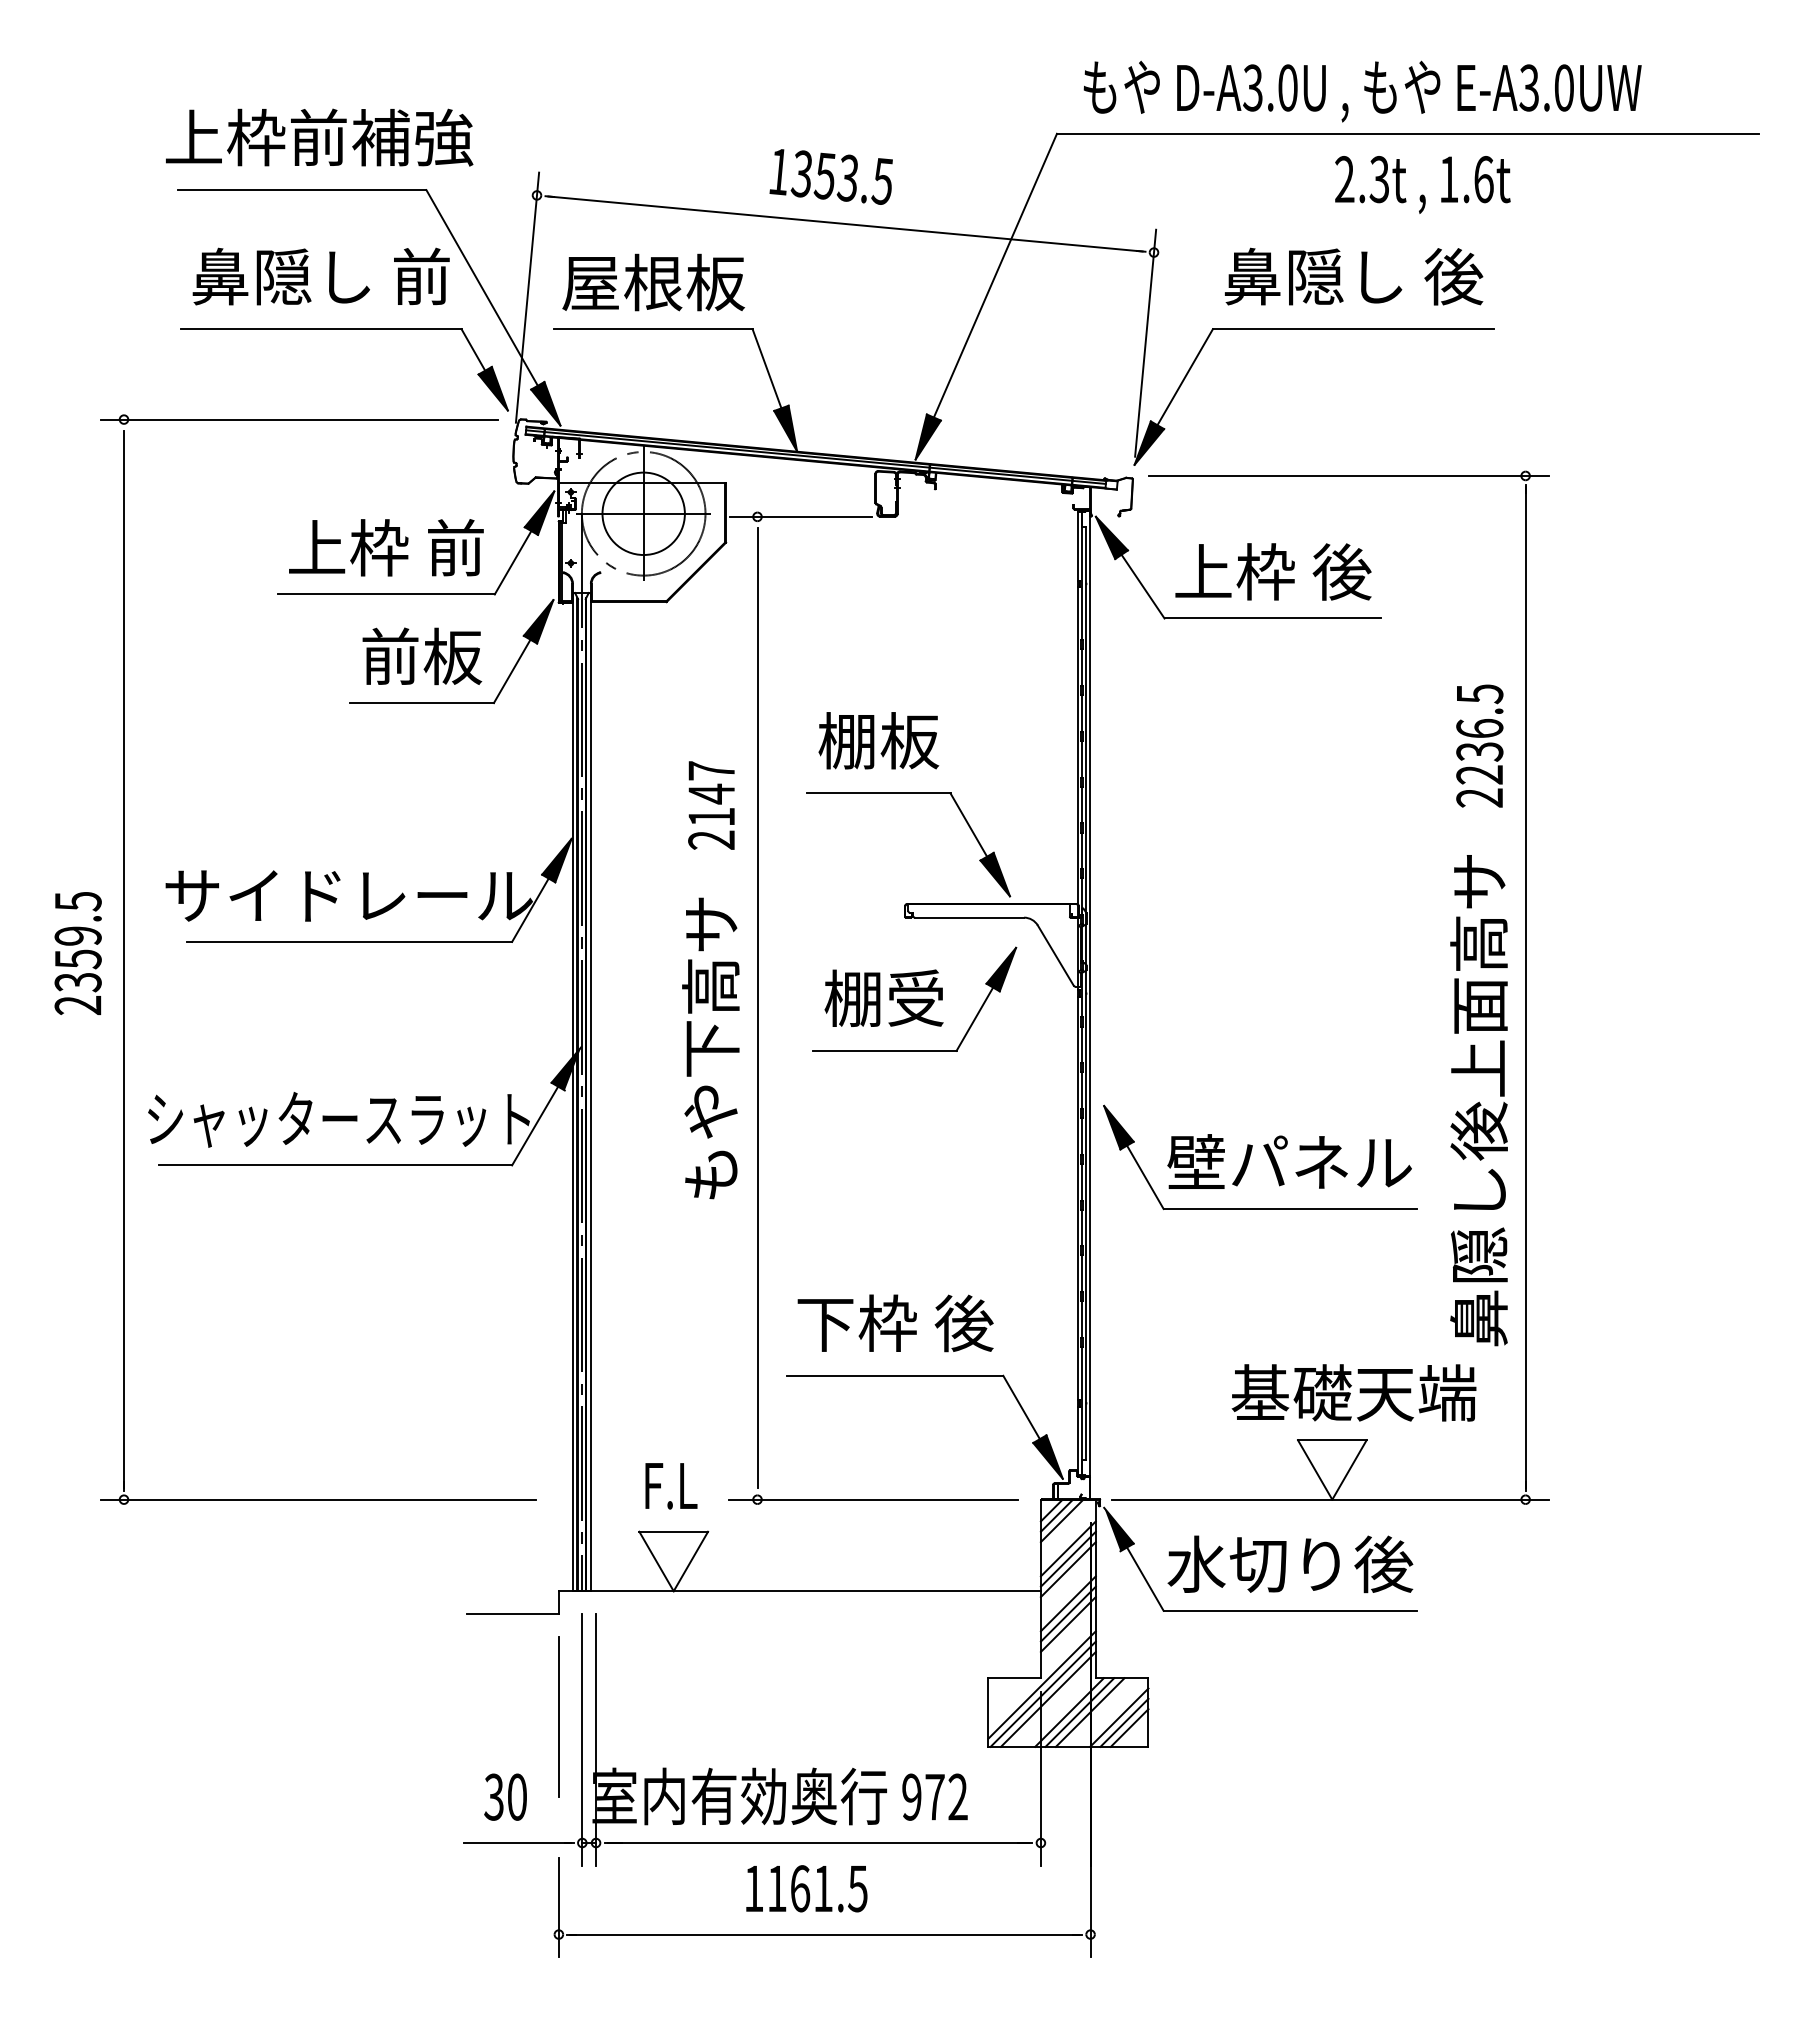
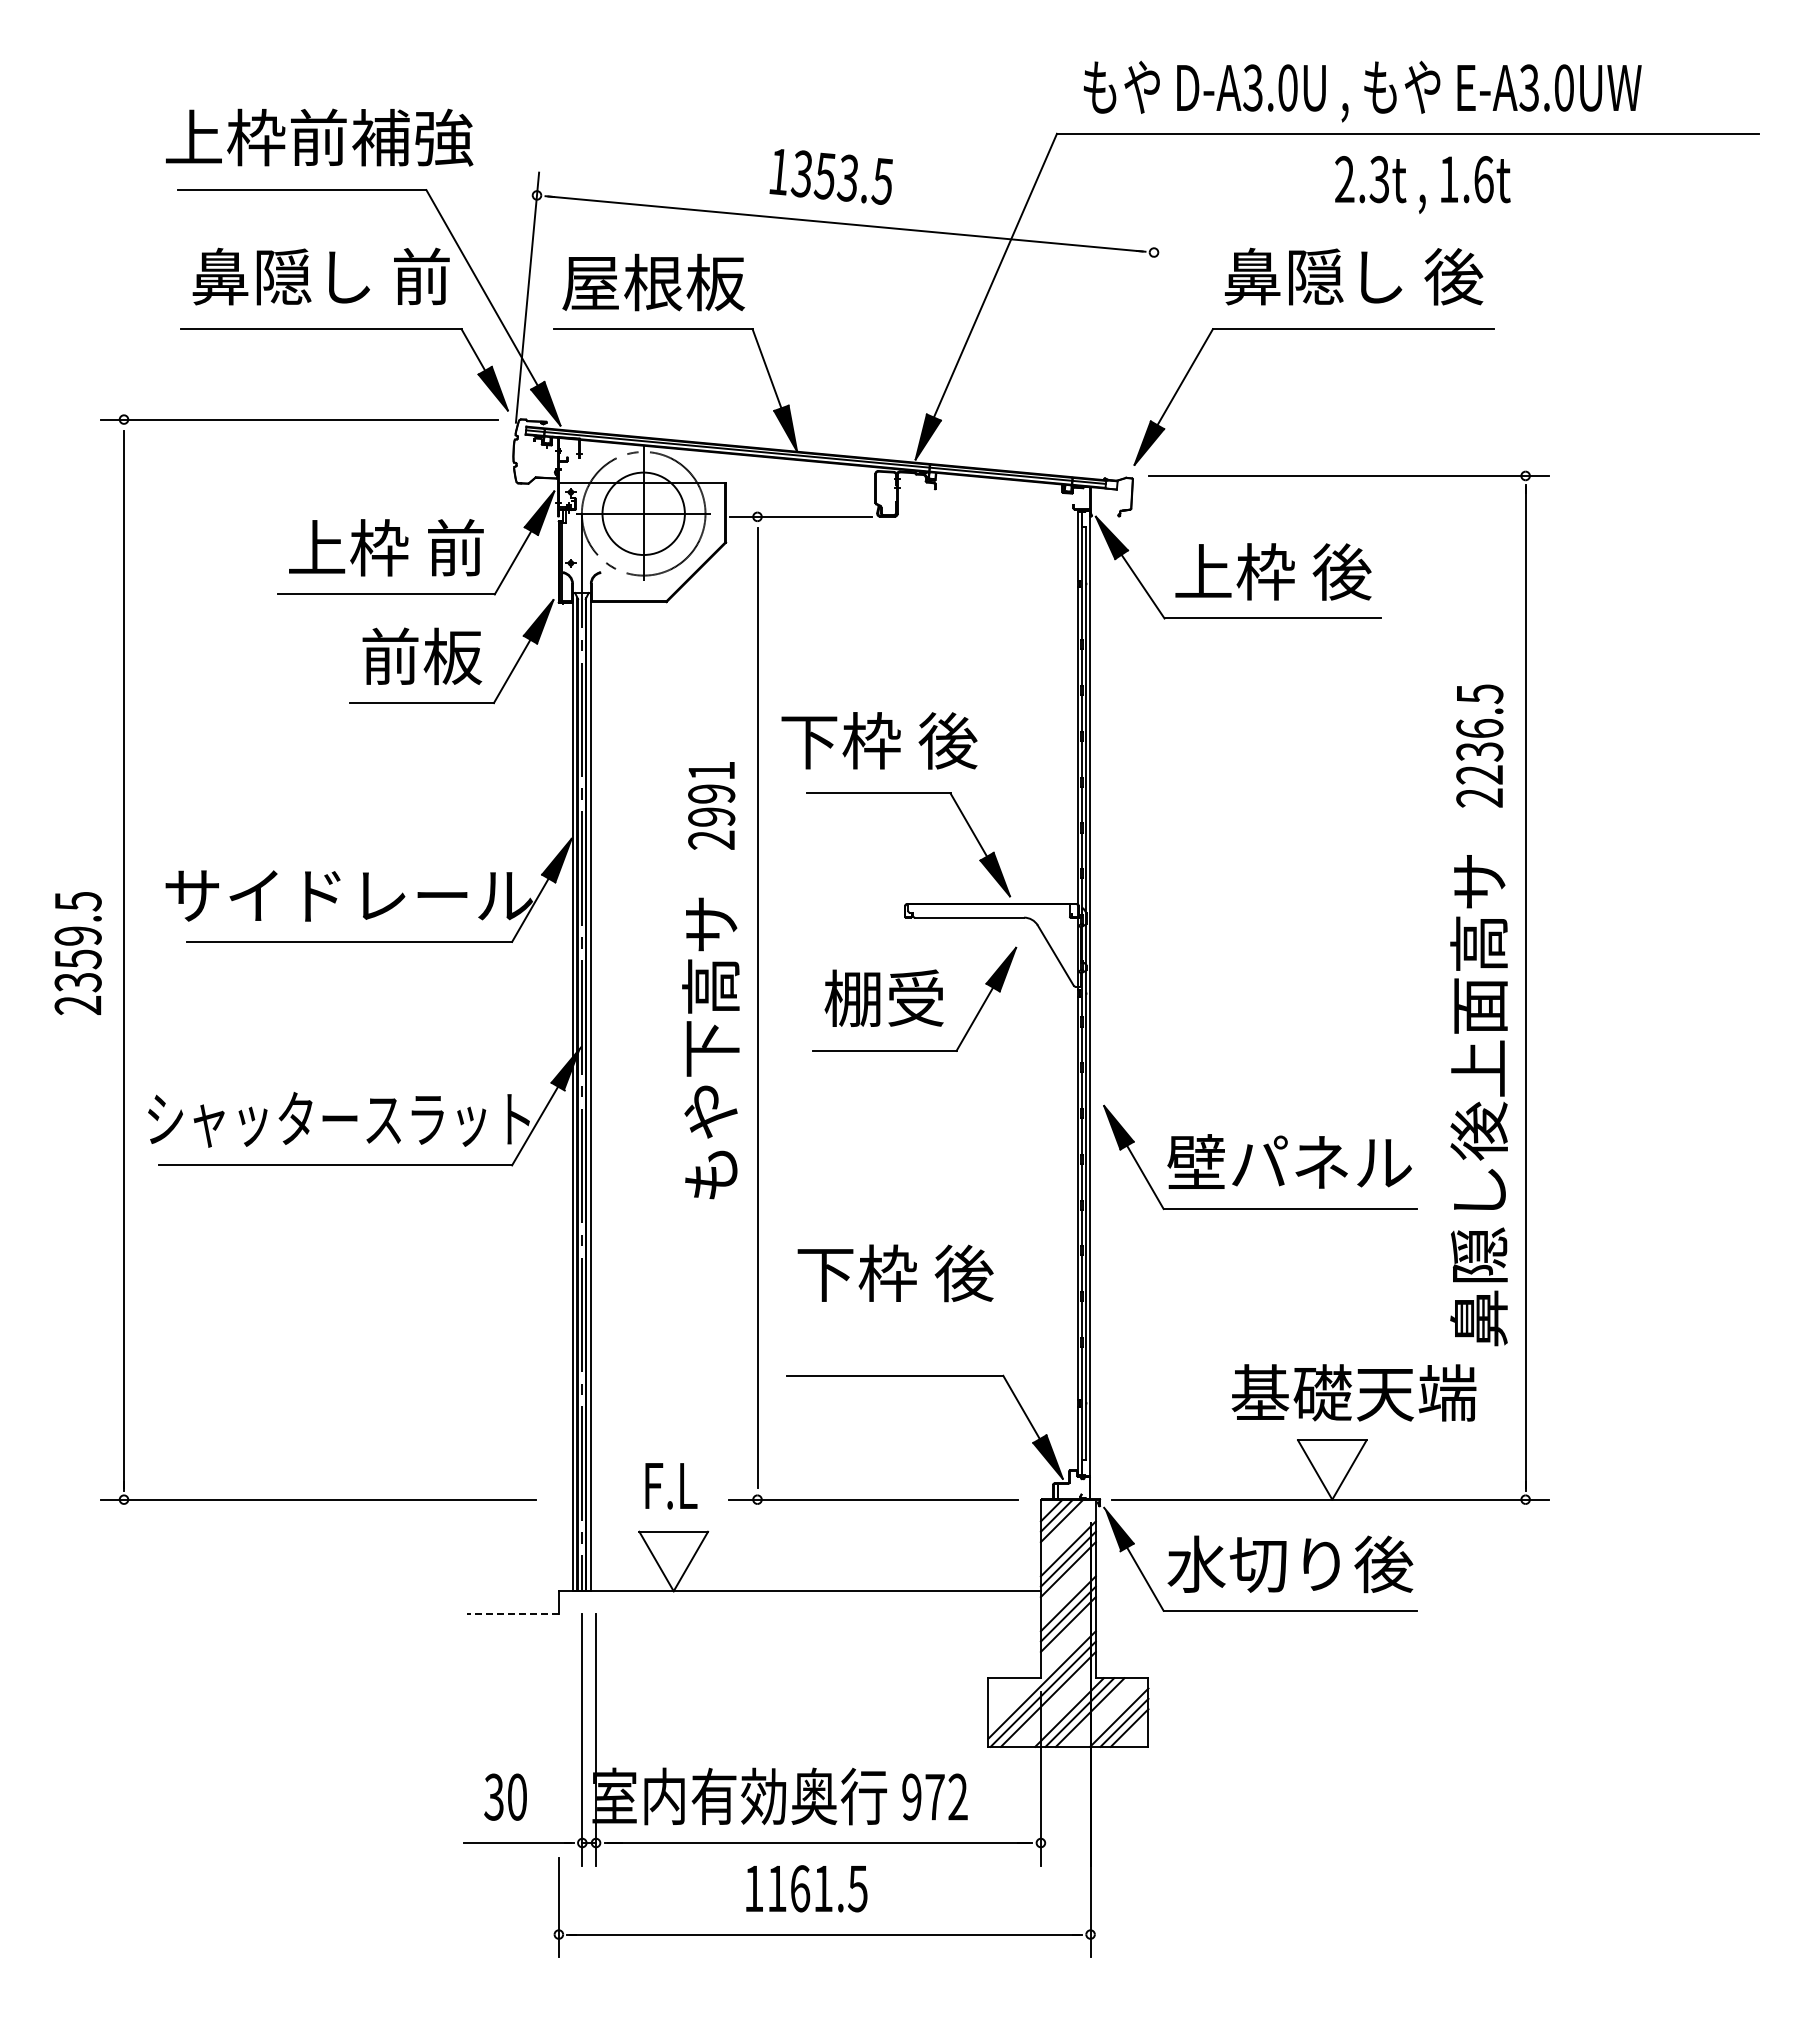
line: present -> none (1145, 342)
text: 棚板 -> 下枠 後 (879, 740)
text: 2147 -> 2991 (711, 793)
text position: (895, 1323) -> (895, 1273) (895, 1273)
line: solid -> dashed (513, 1614)
line: present -> none (558, 1717)
